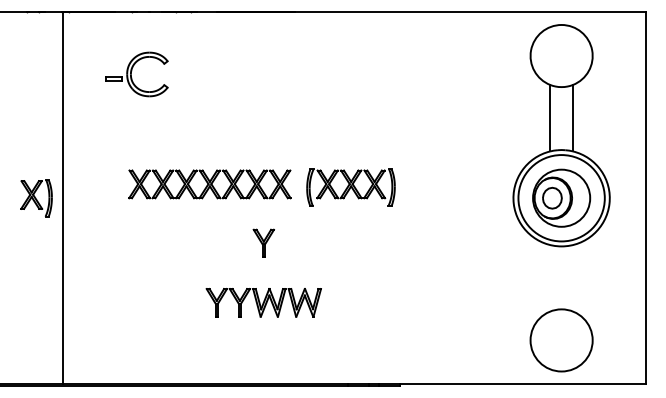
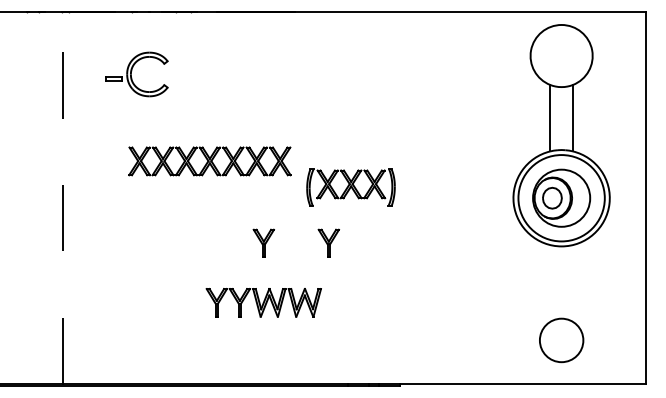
part position: (209, 184) -> (209, 161) (209, 161)
line: solid -> dashed (63, 197)
part: present -> none (36, 198)
part: none -> present (328, 242)
circle diameter: 62 px -> 43 px (561, 340)
